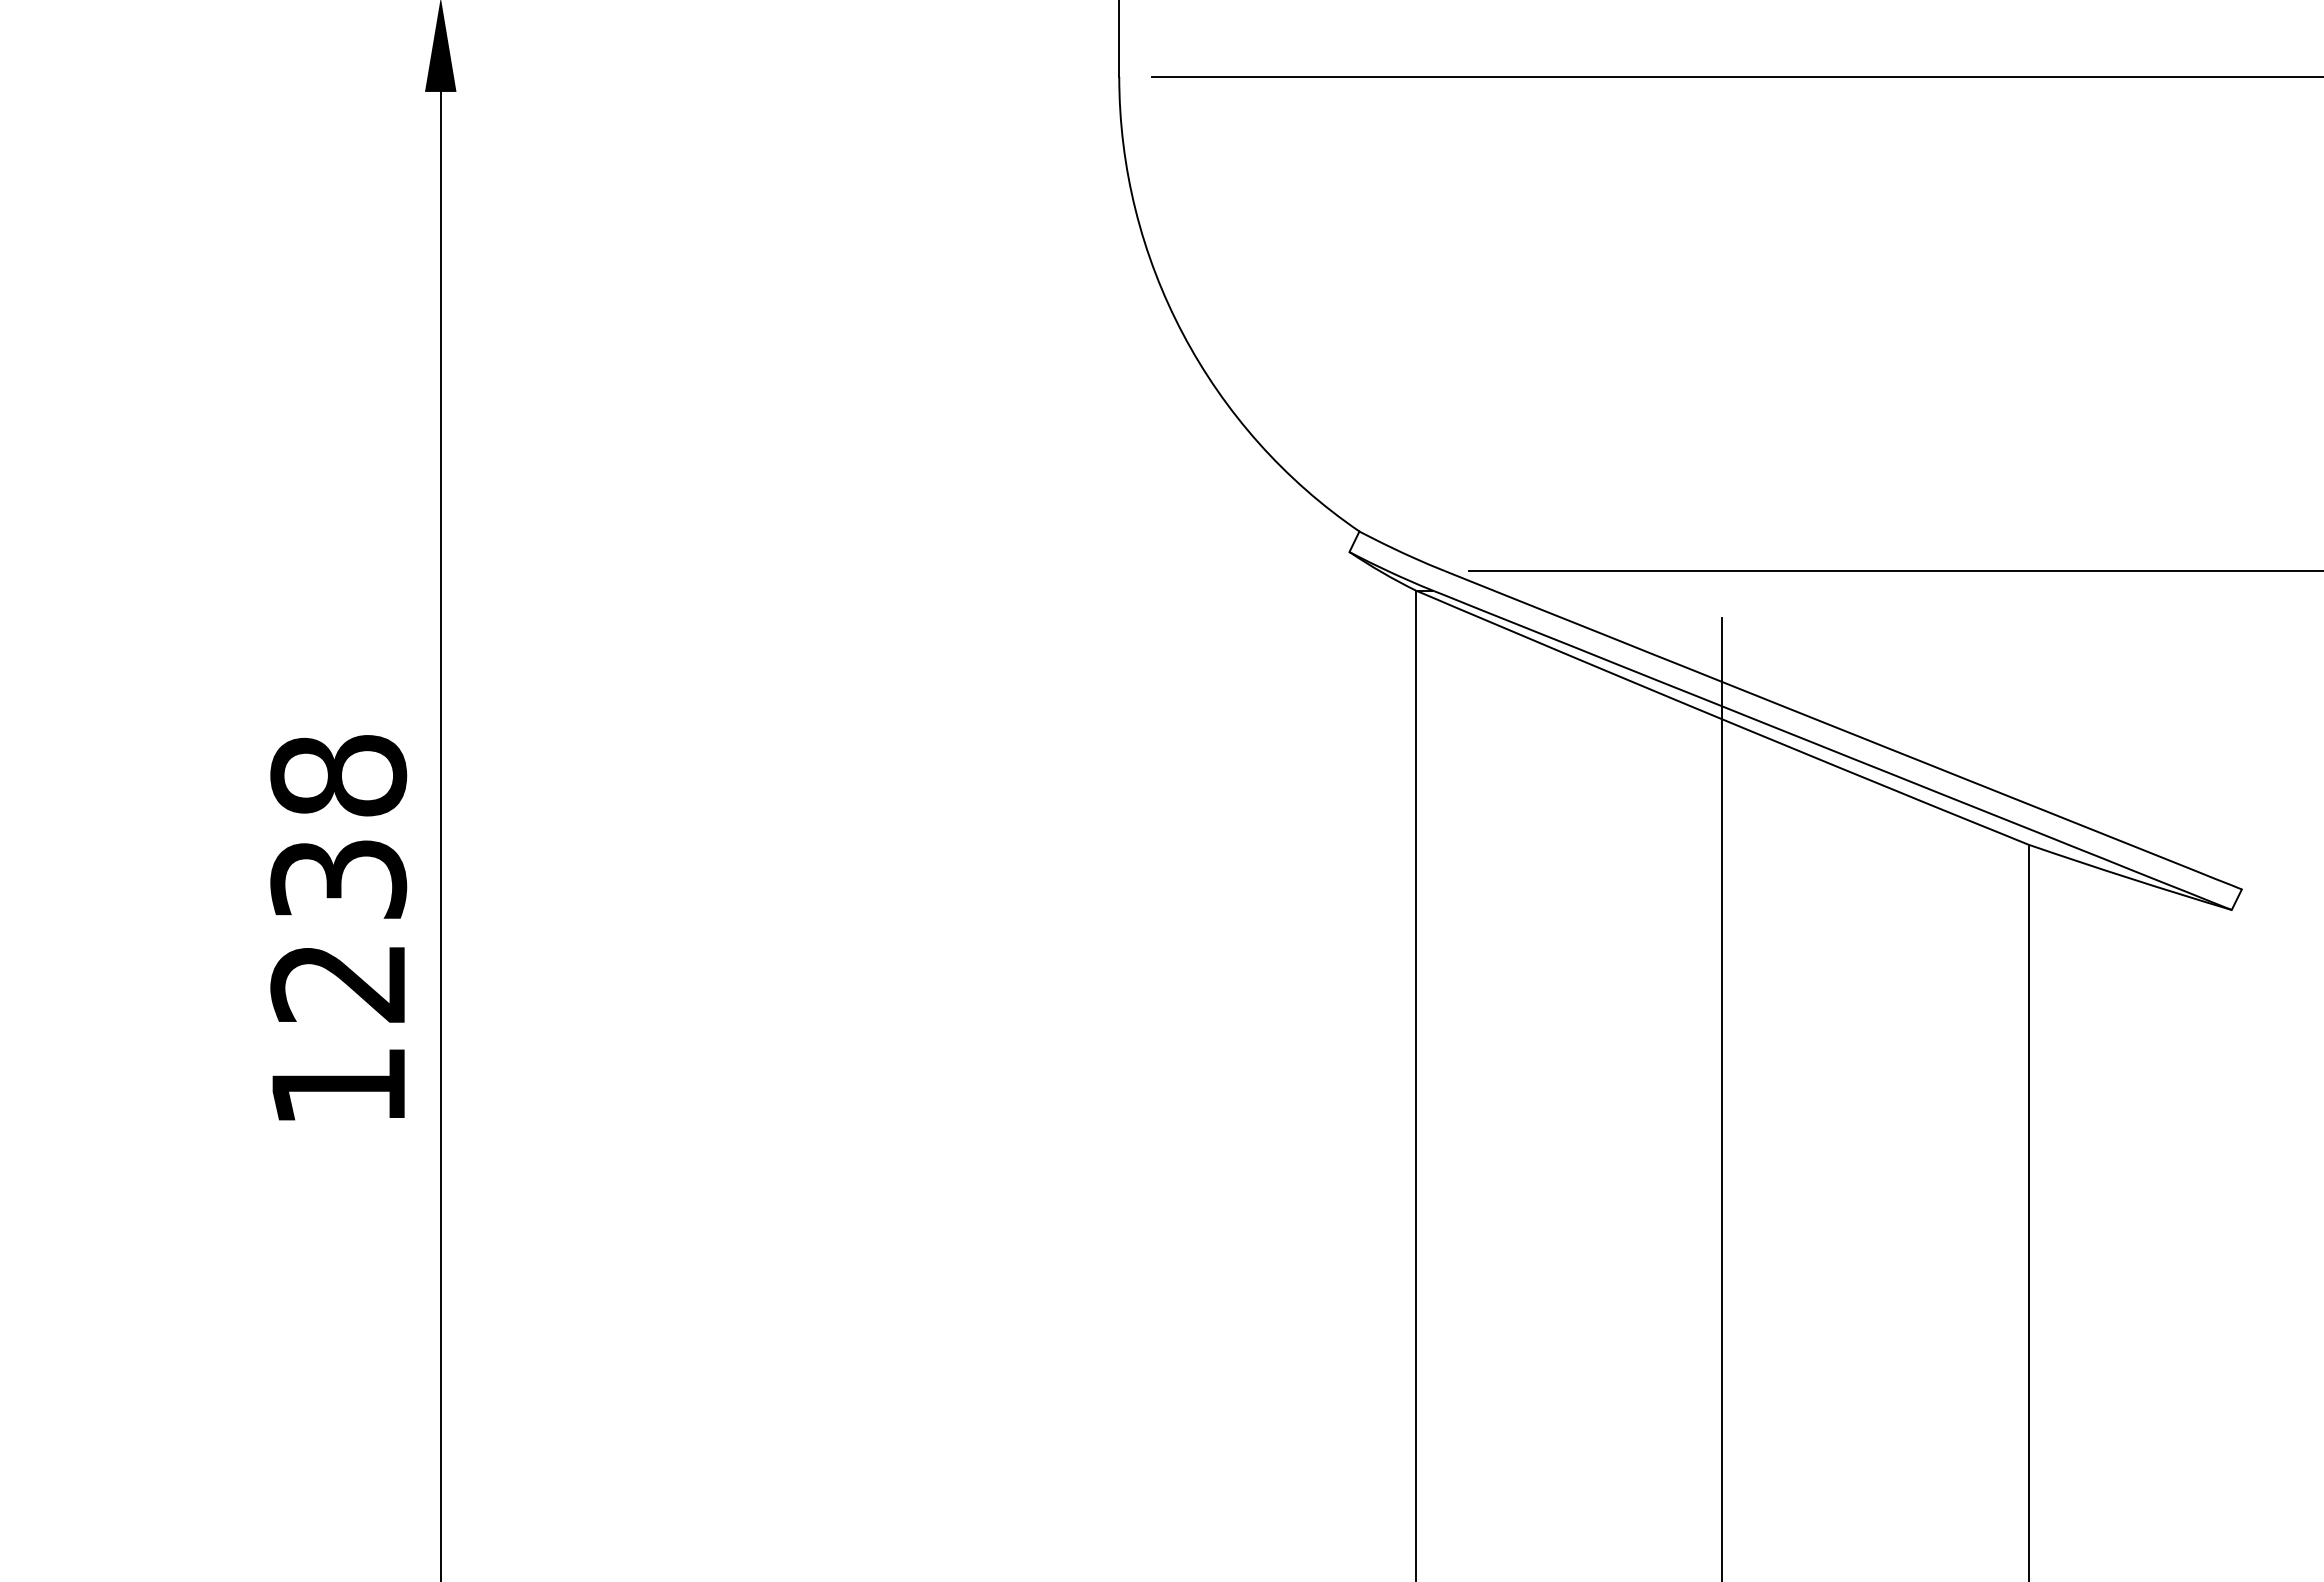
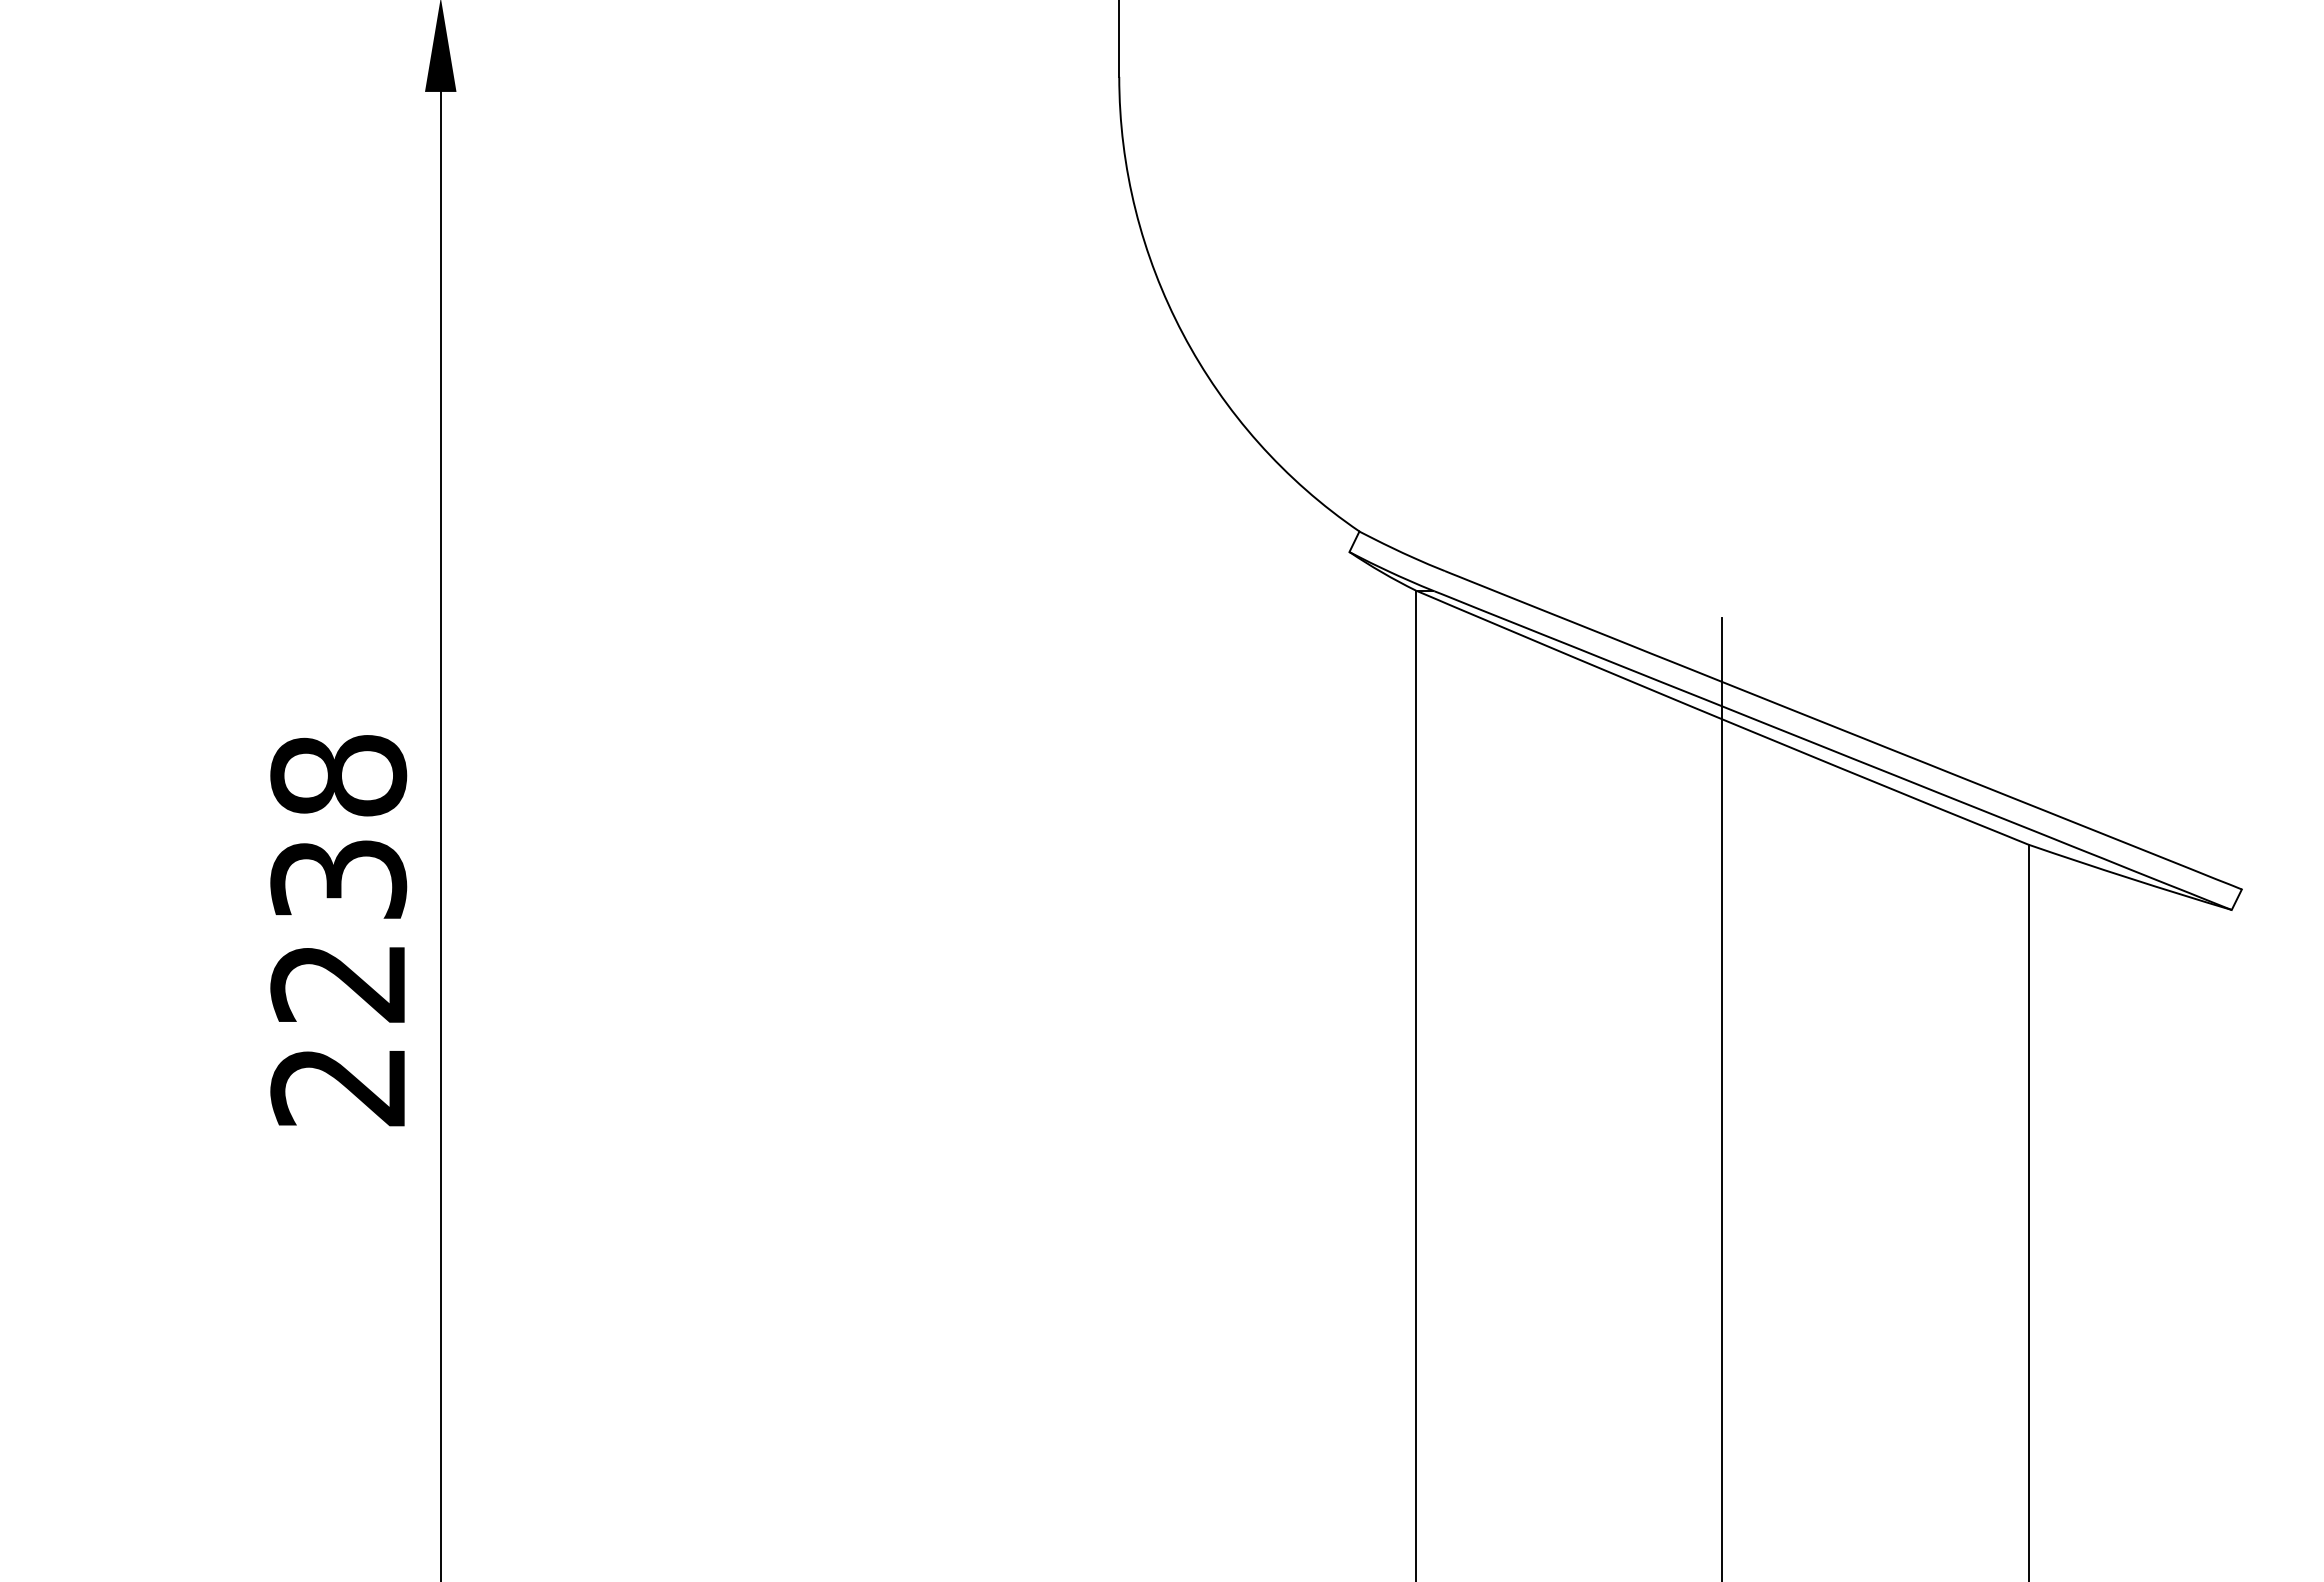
line: present -> none (1735, 76)
line: present -> none (1894, 571)
text: 1238 -> 2238 (337, 1087)
